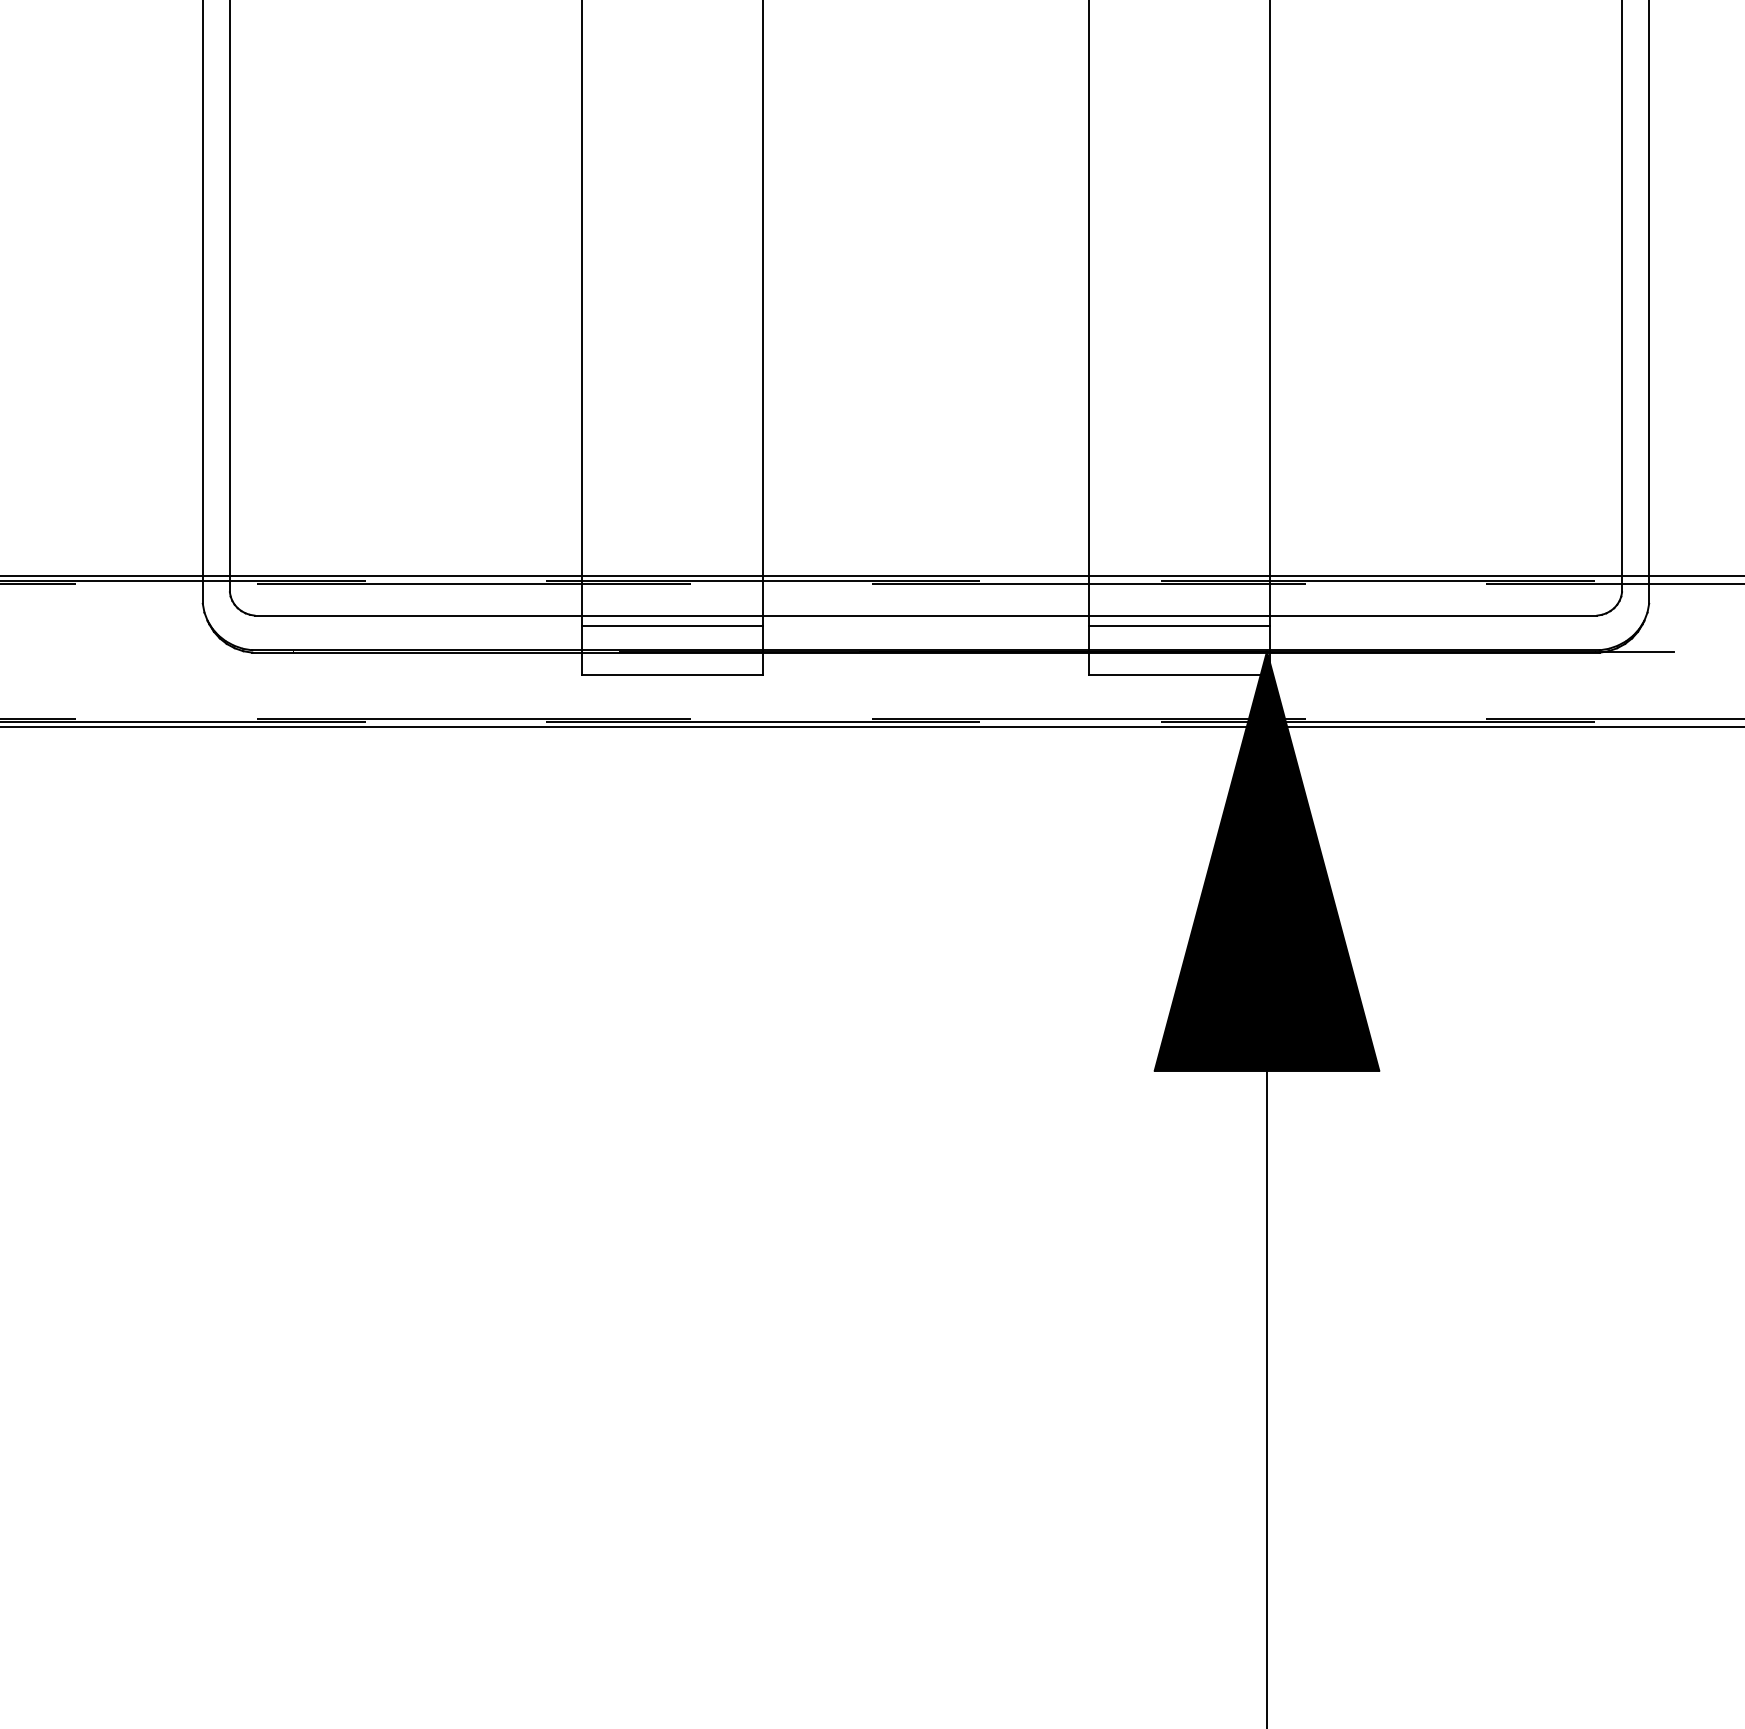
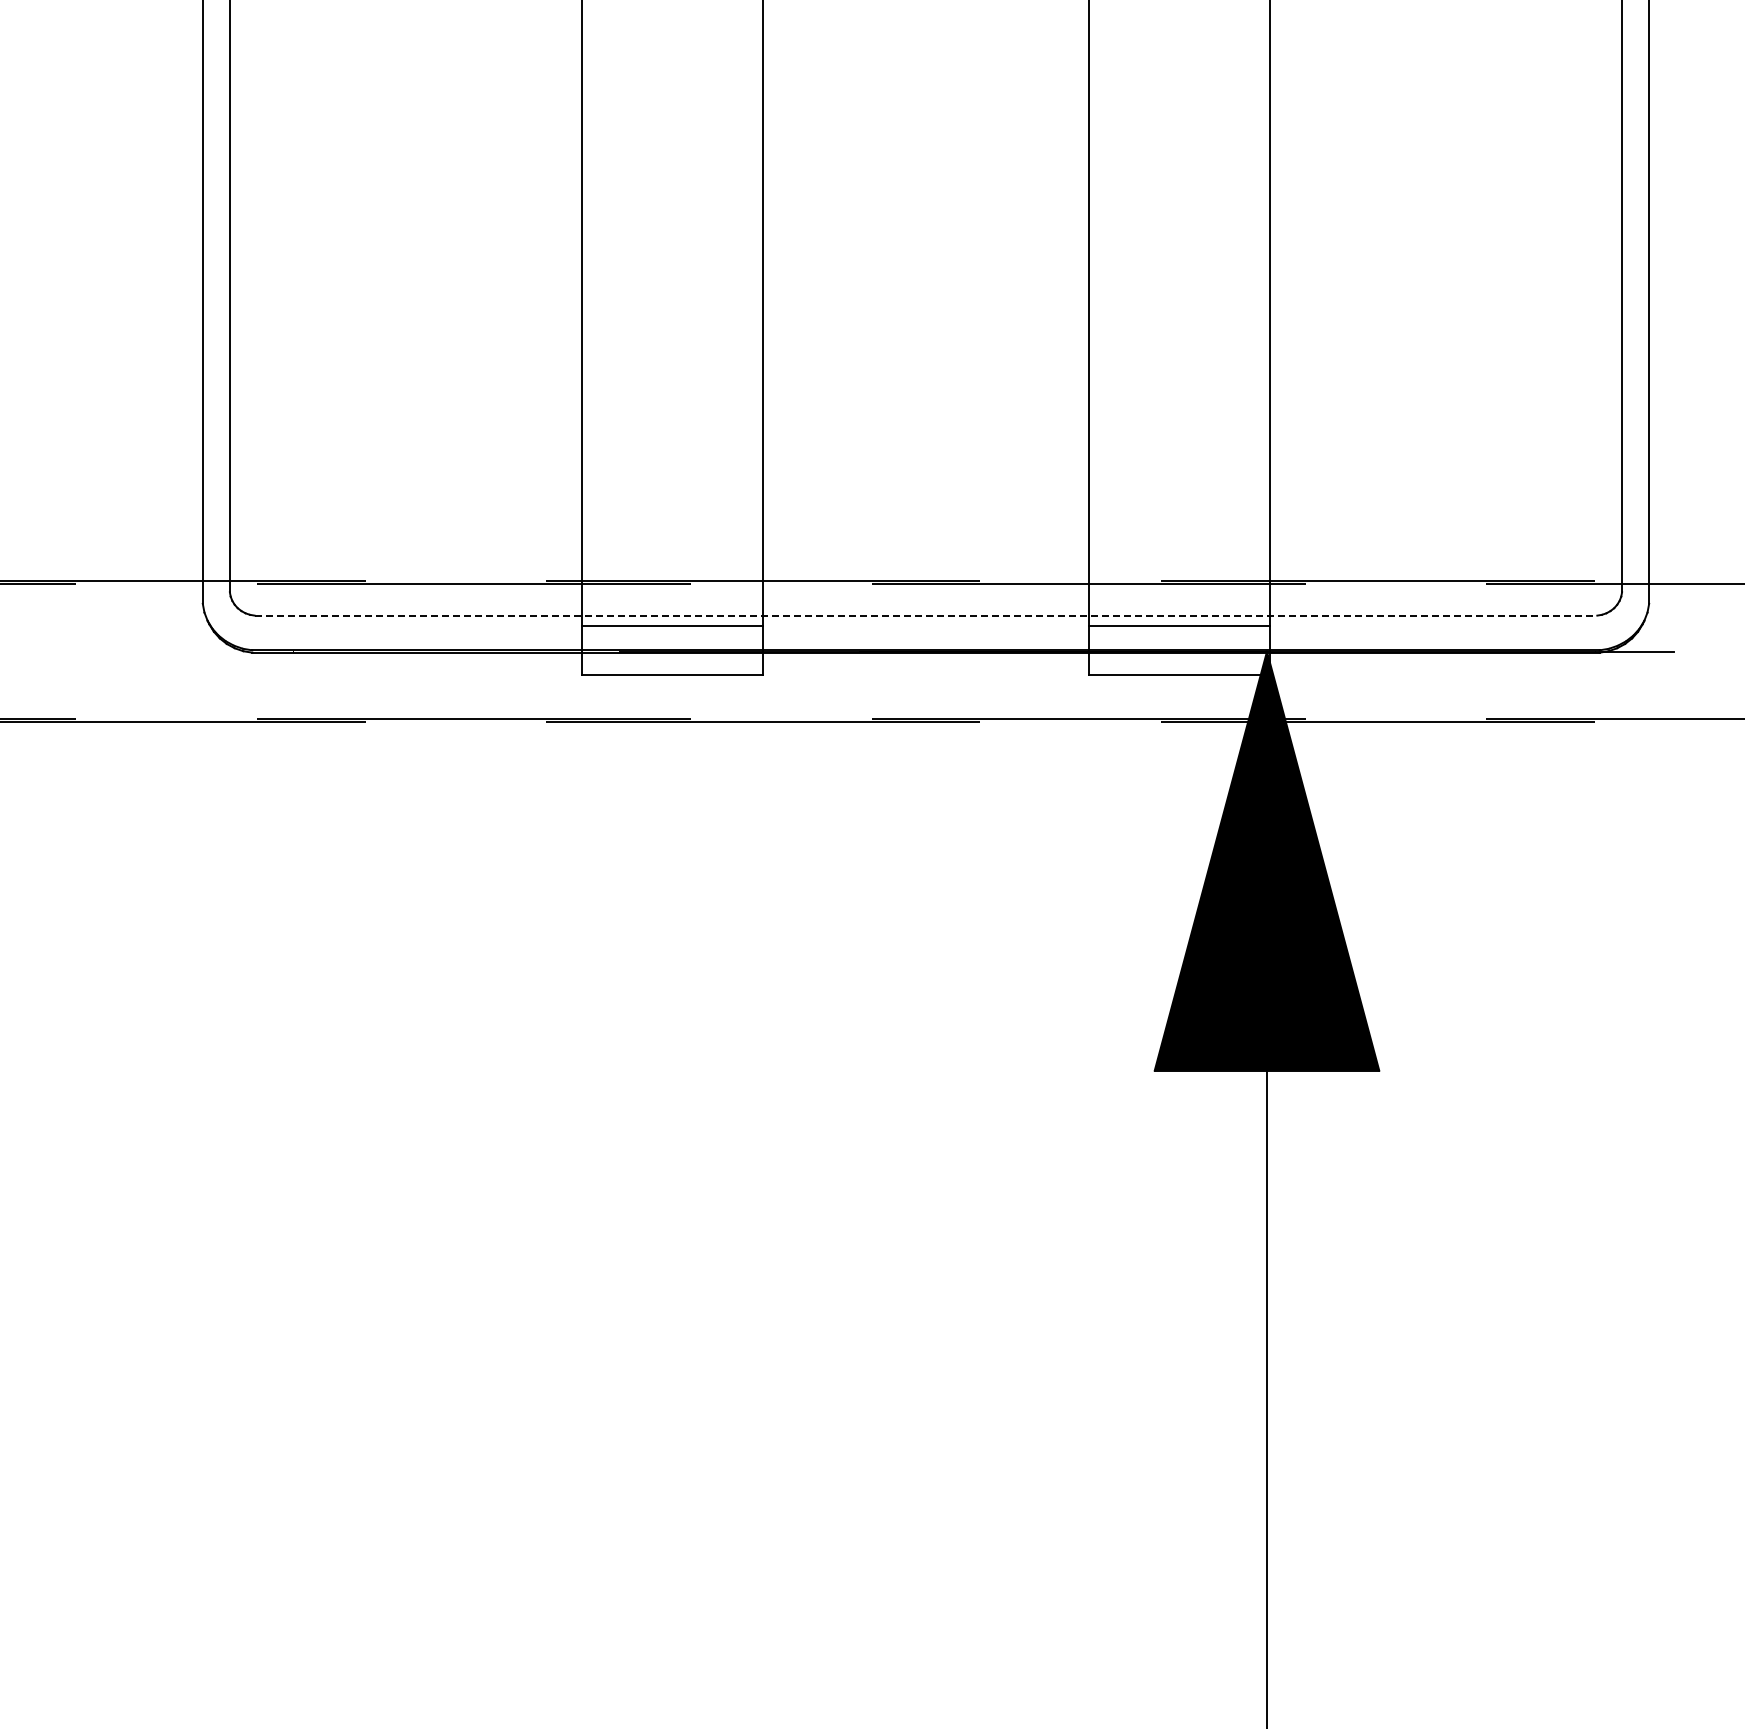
line: present -> none (871, 575)
line: solid -> dashed (926, 615)
line: present -> none (871, 727)
